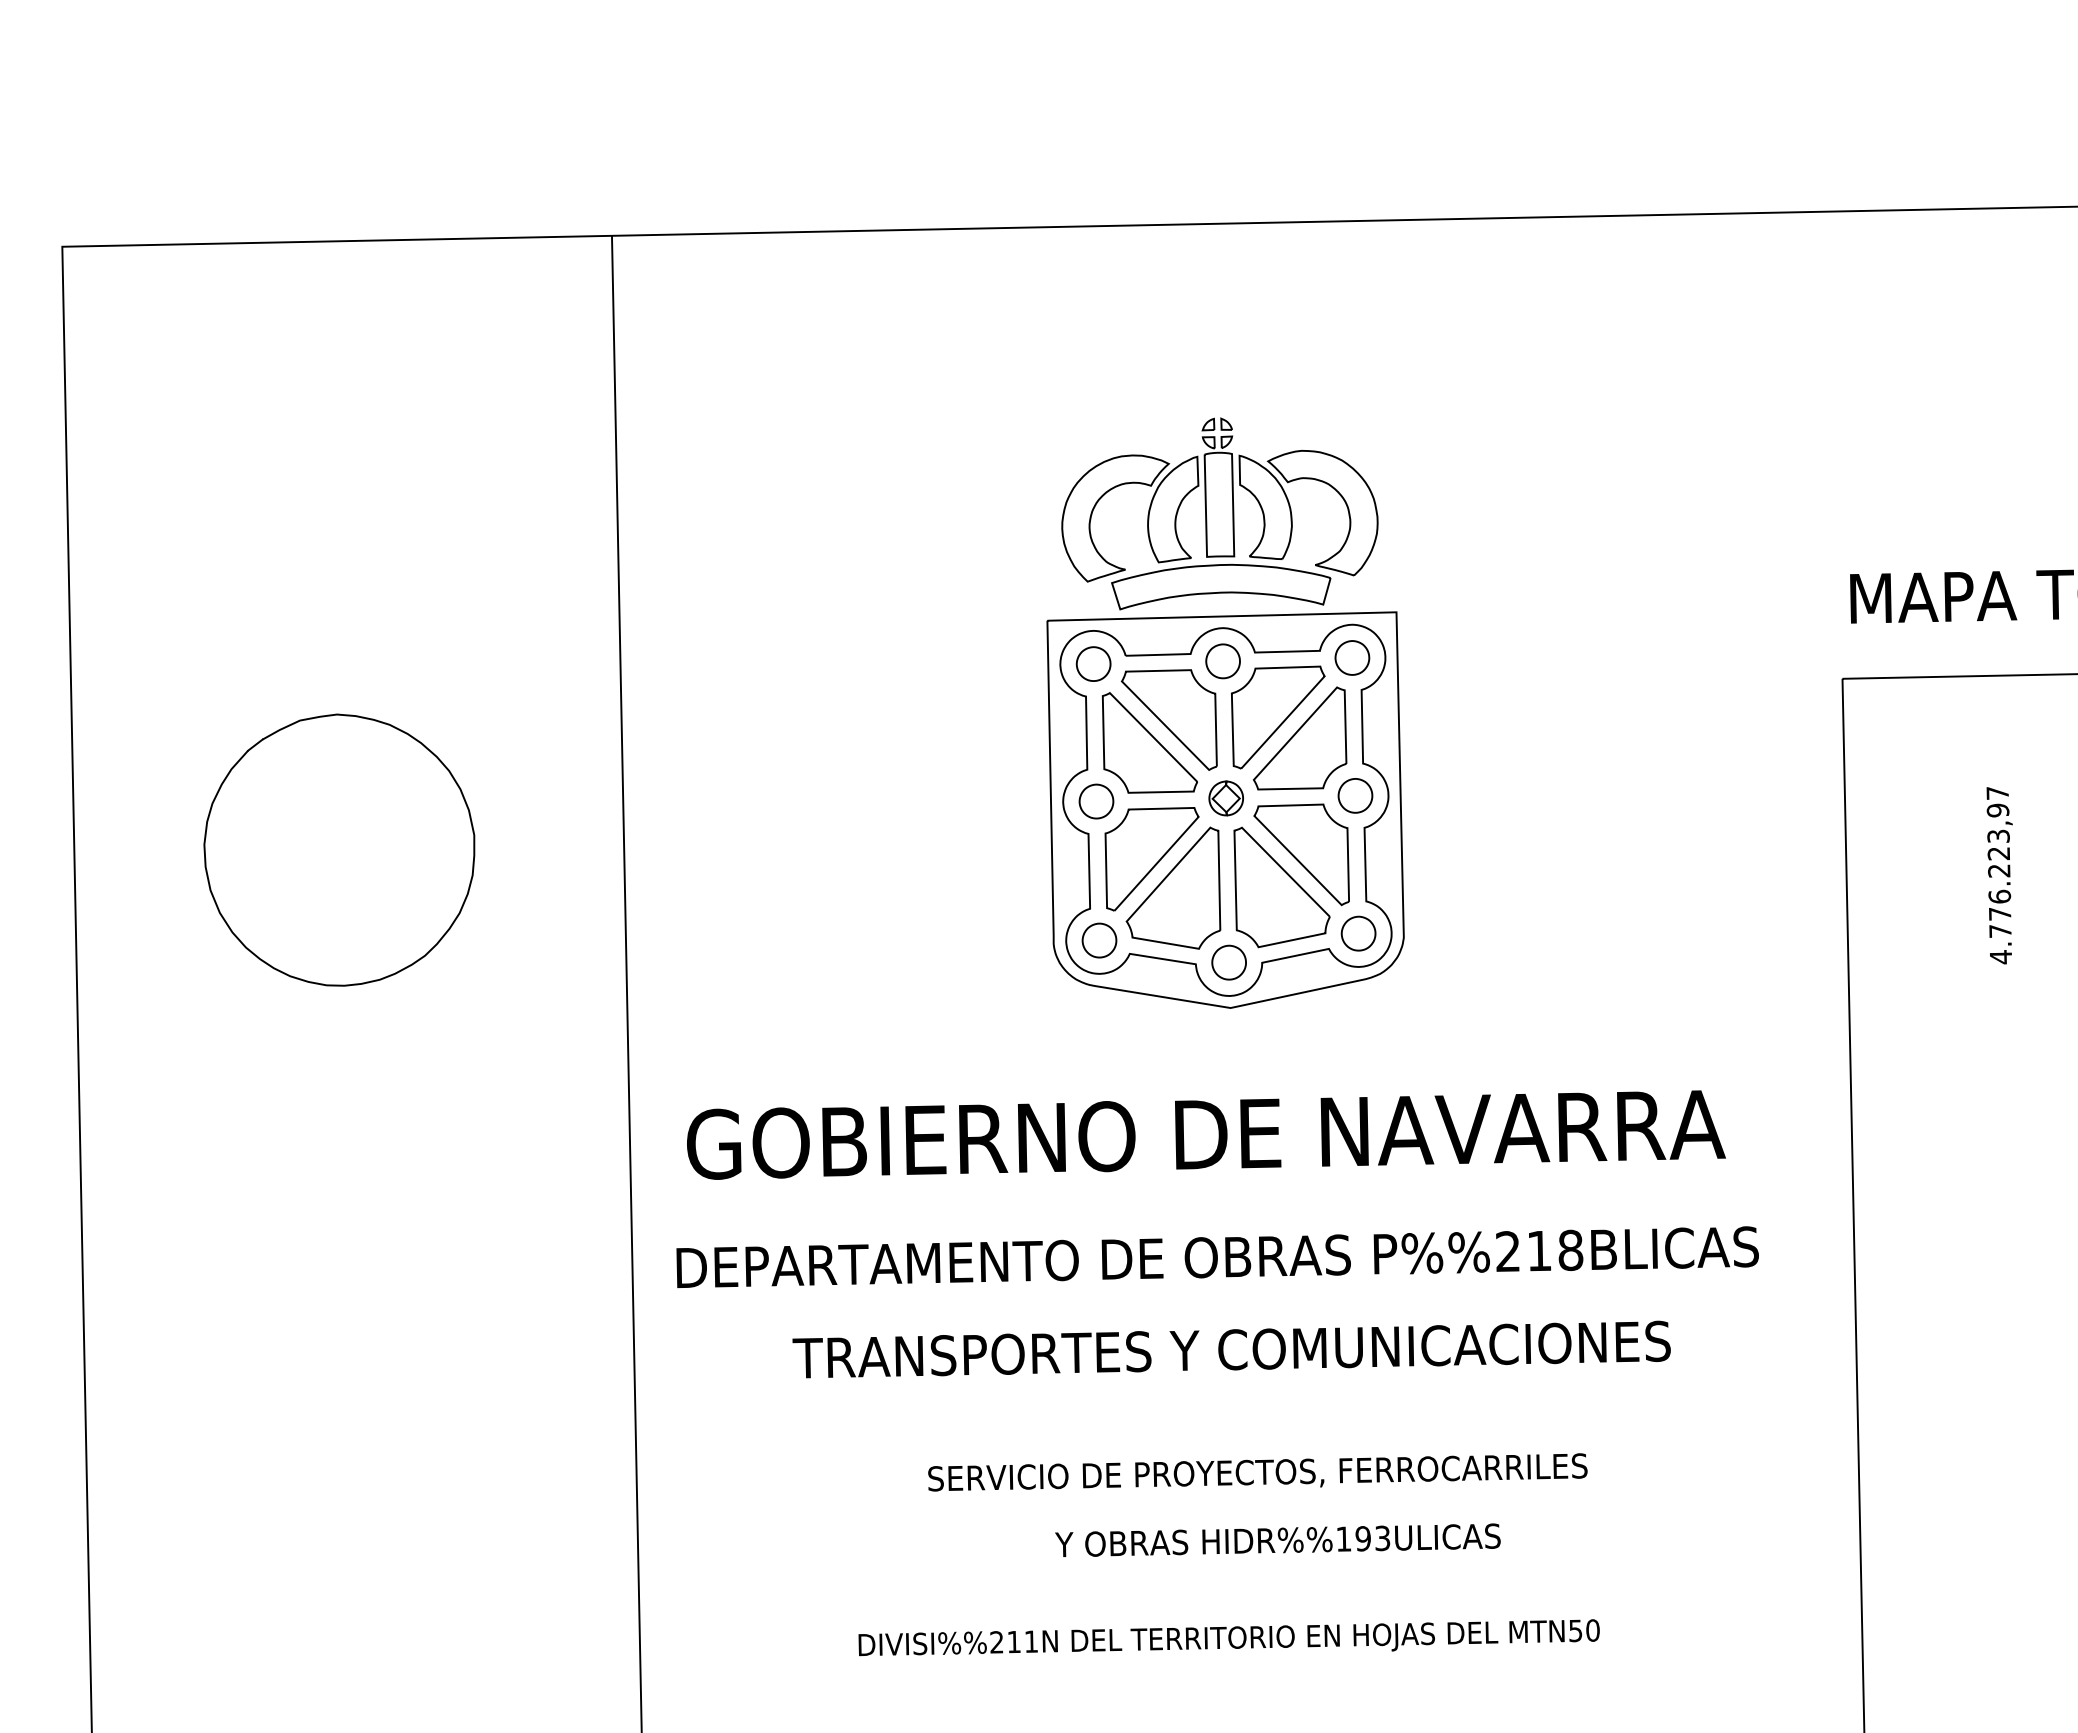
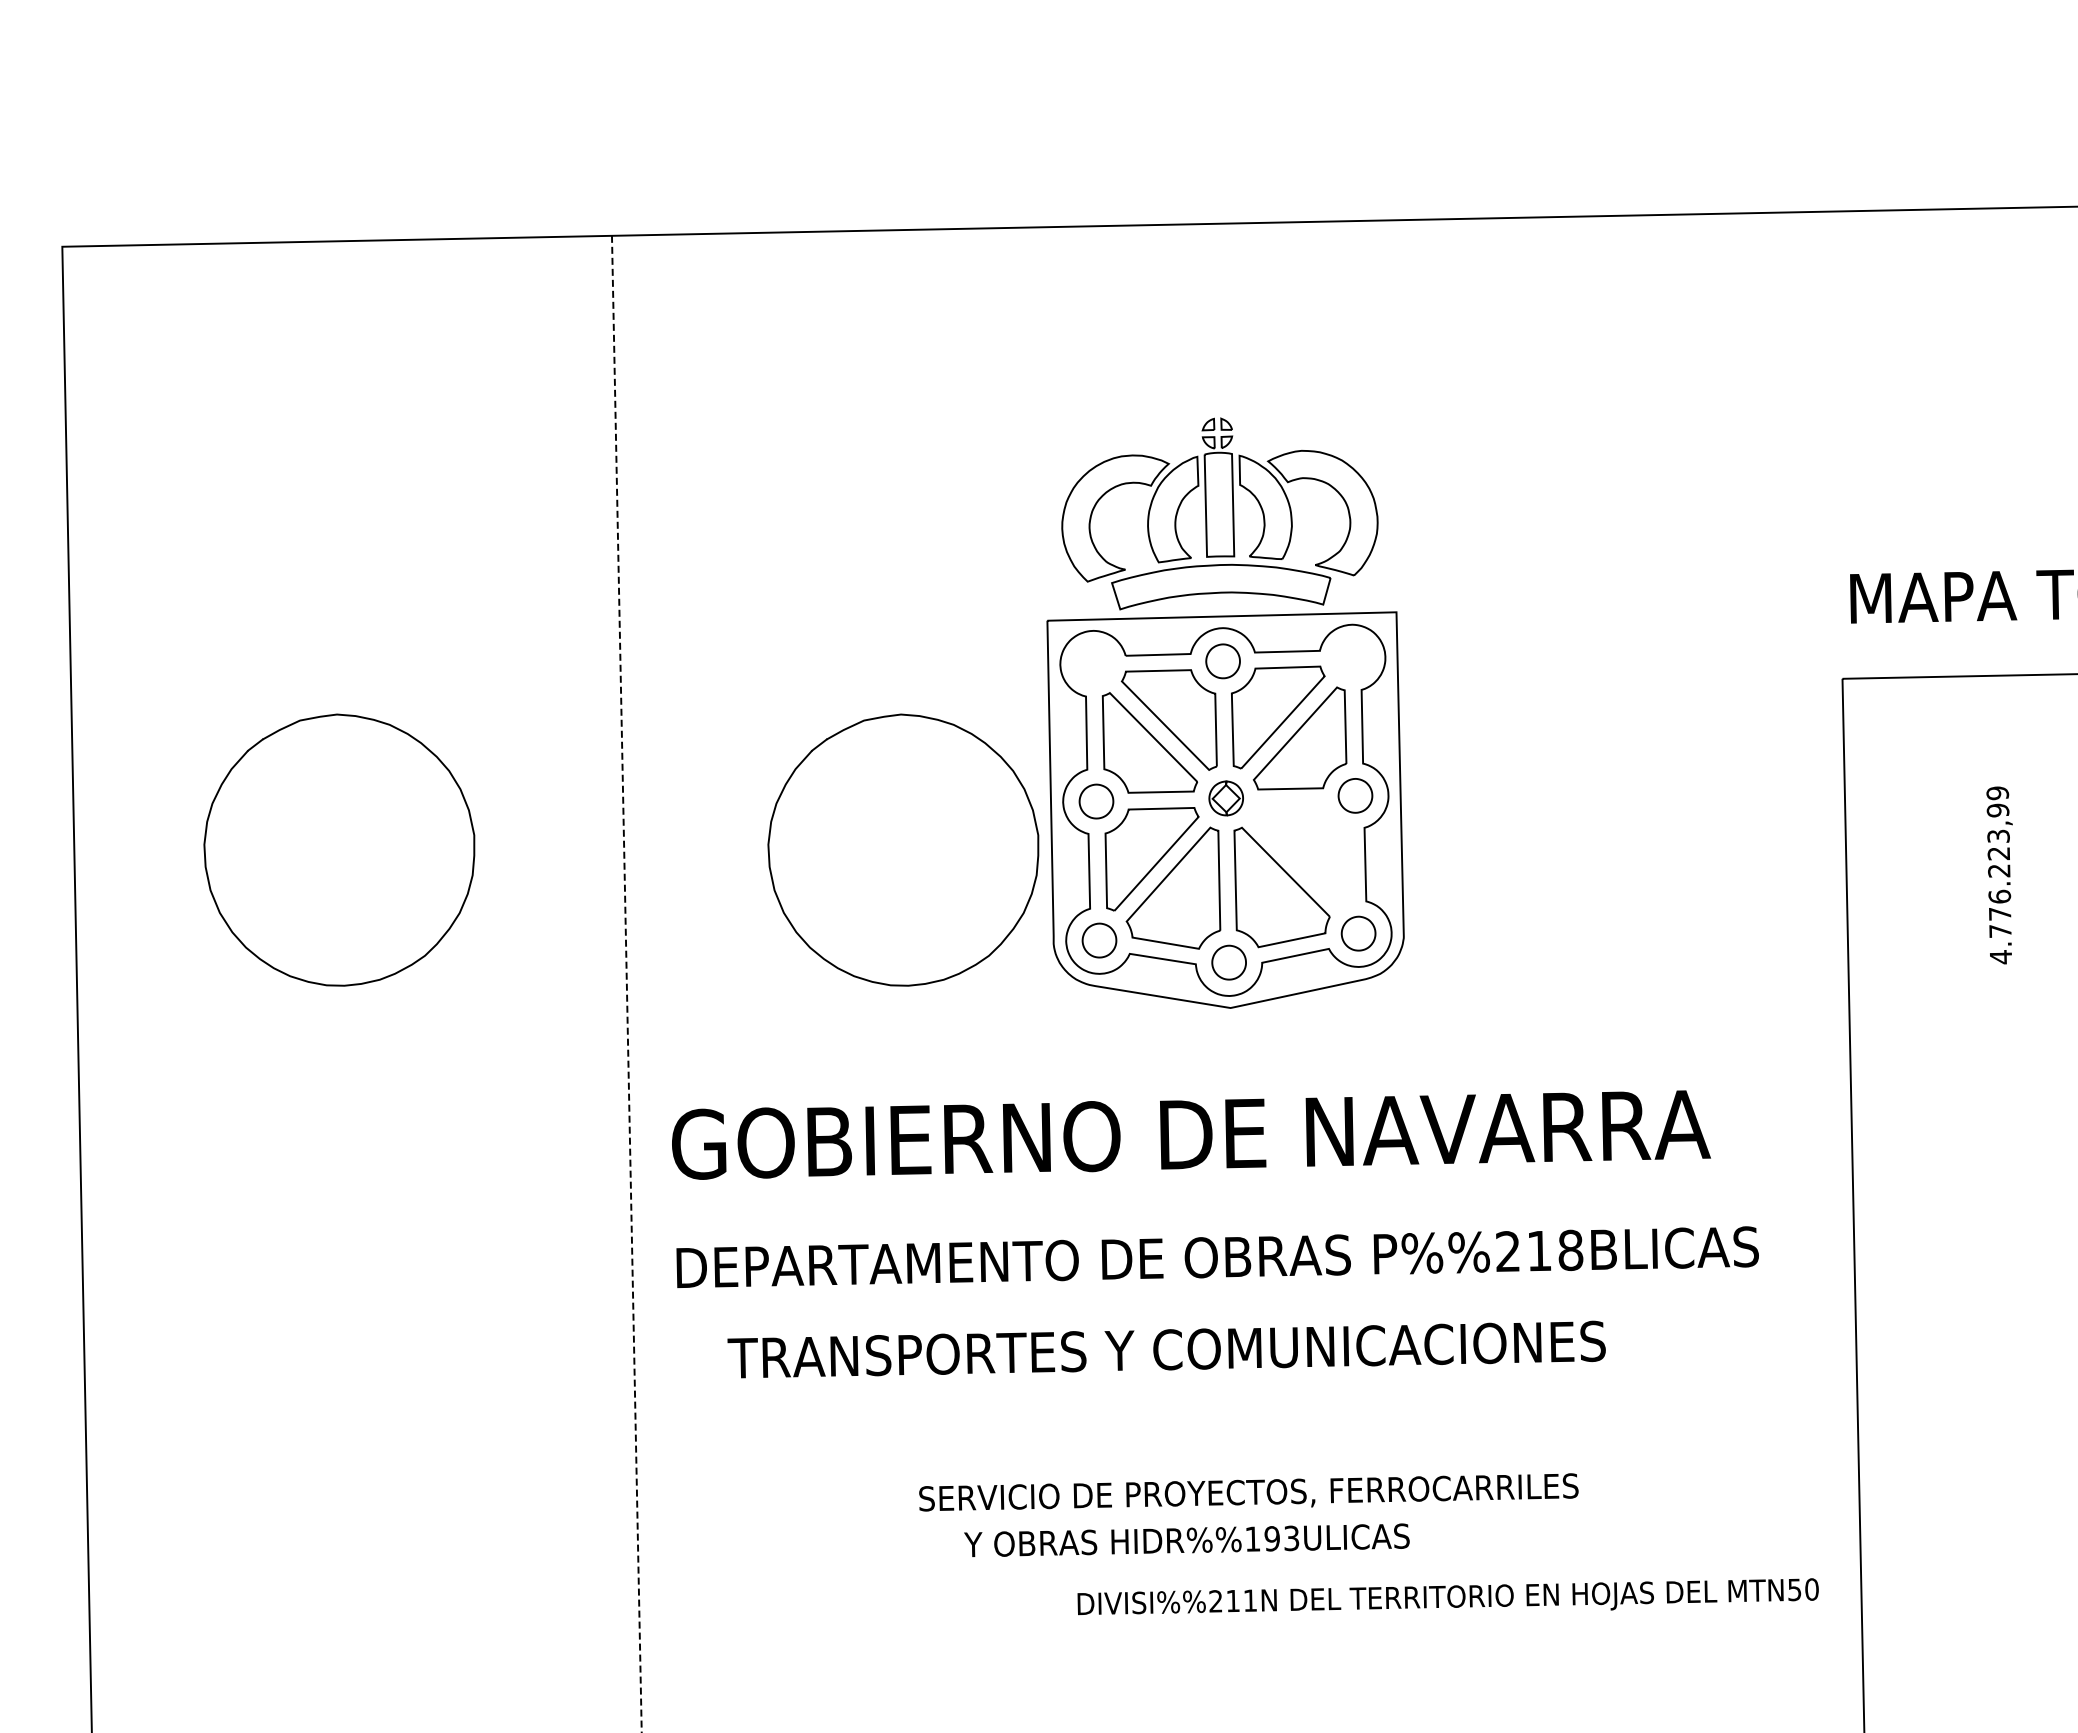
part: present -> none (1352, 657)
part: present -> none (1093, 663)
text: 4.776.223,97 -> 4.776.223,99 (1997, 793)
part: none -> present (903, 849)
part: present -> none (1301, 854)
line: solid -> dashed (626, 984)
text position: (1206, 1134) -> (1191, 1134) (1191, 1134)
text position: (1231, 1349) -> (1166, 1349) (1166, 1349)
text position: (1257, 1472) -> (1248, 1492) (1248, 1492)
text position: (1277, 1539) -> (1186, 1539) (1186, 1539)
text position: (1228, 1637) -> (1447, 1596) (1447, 1596)
